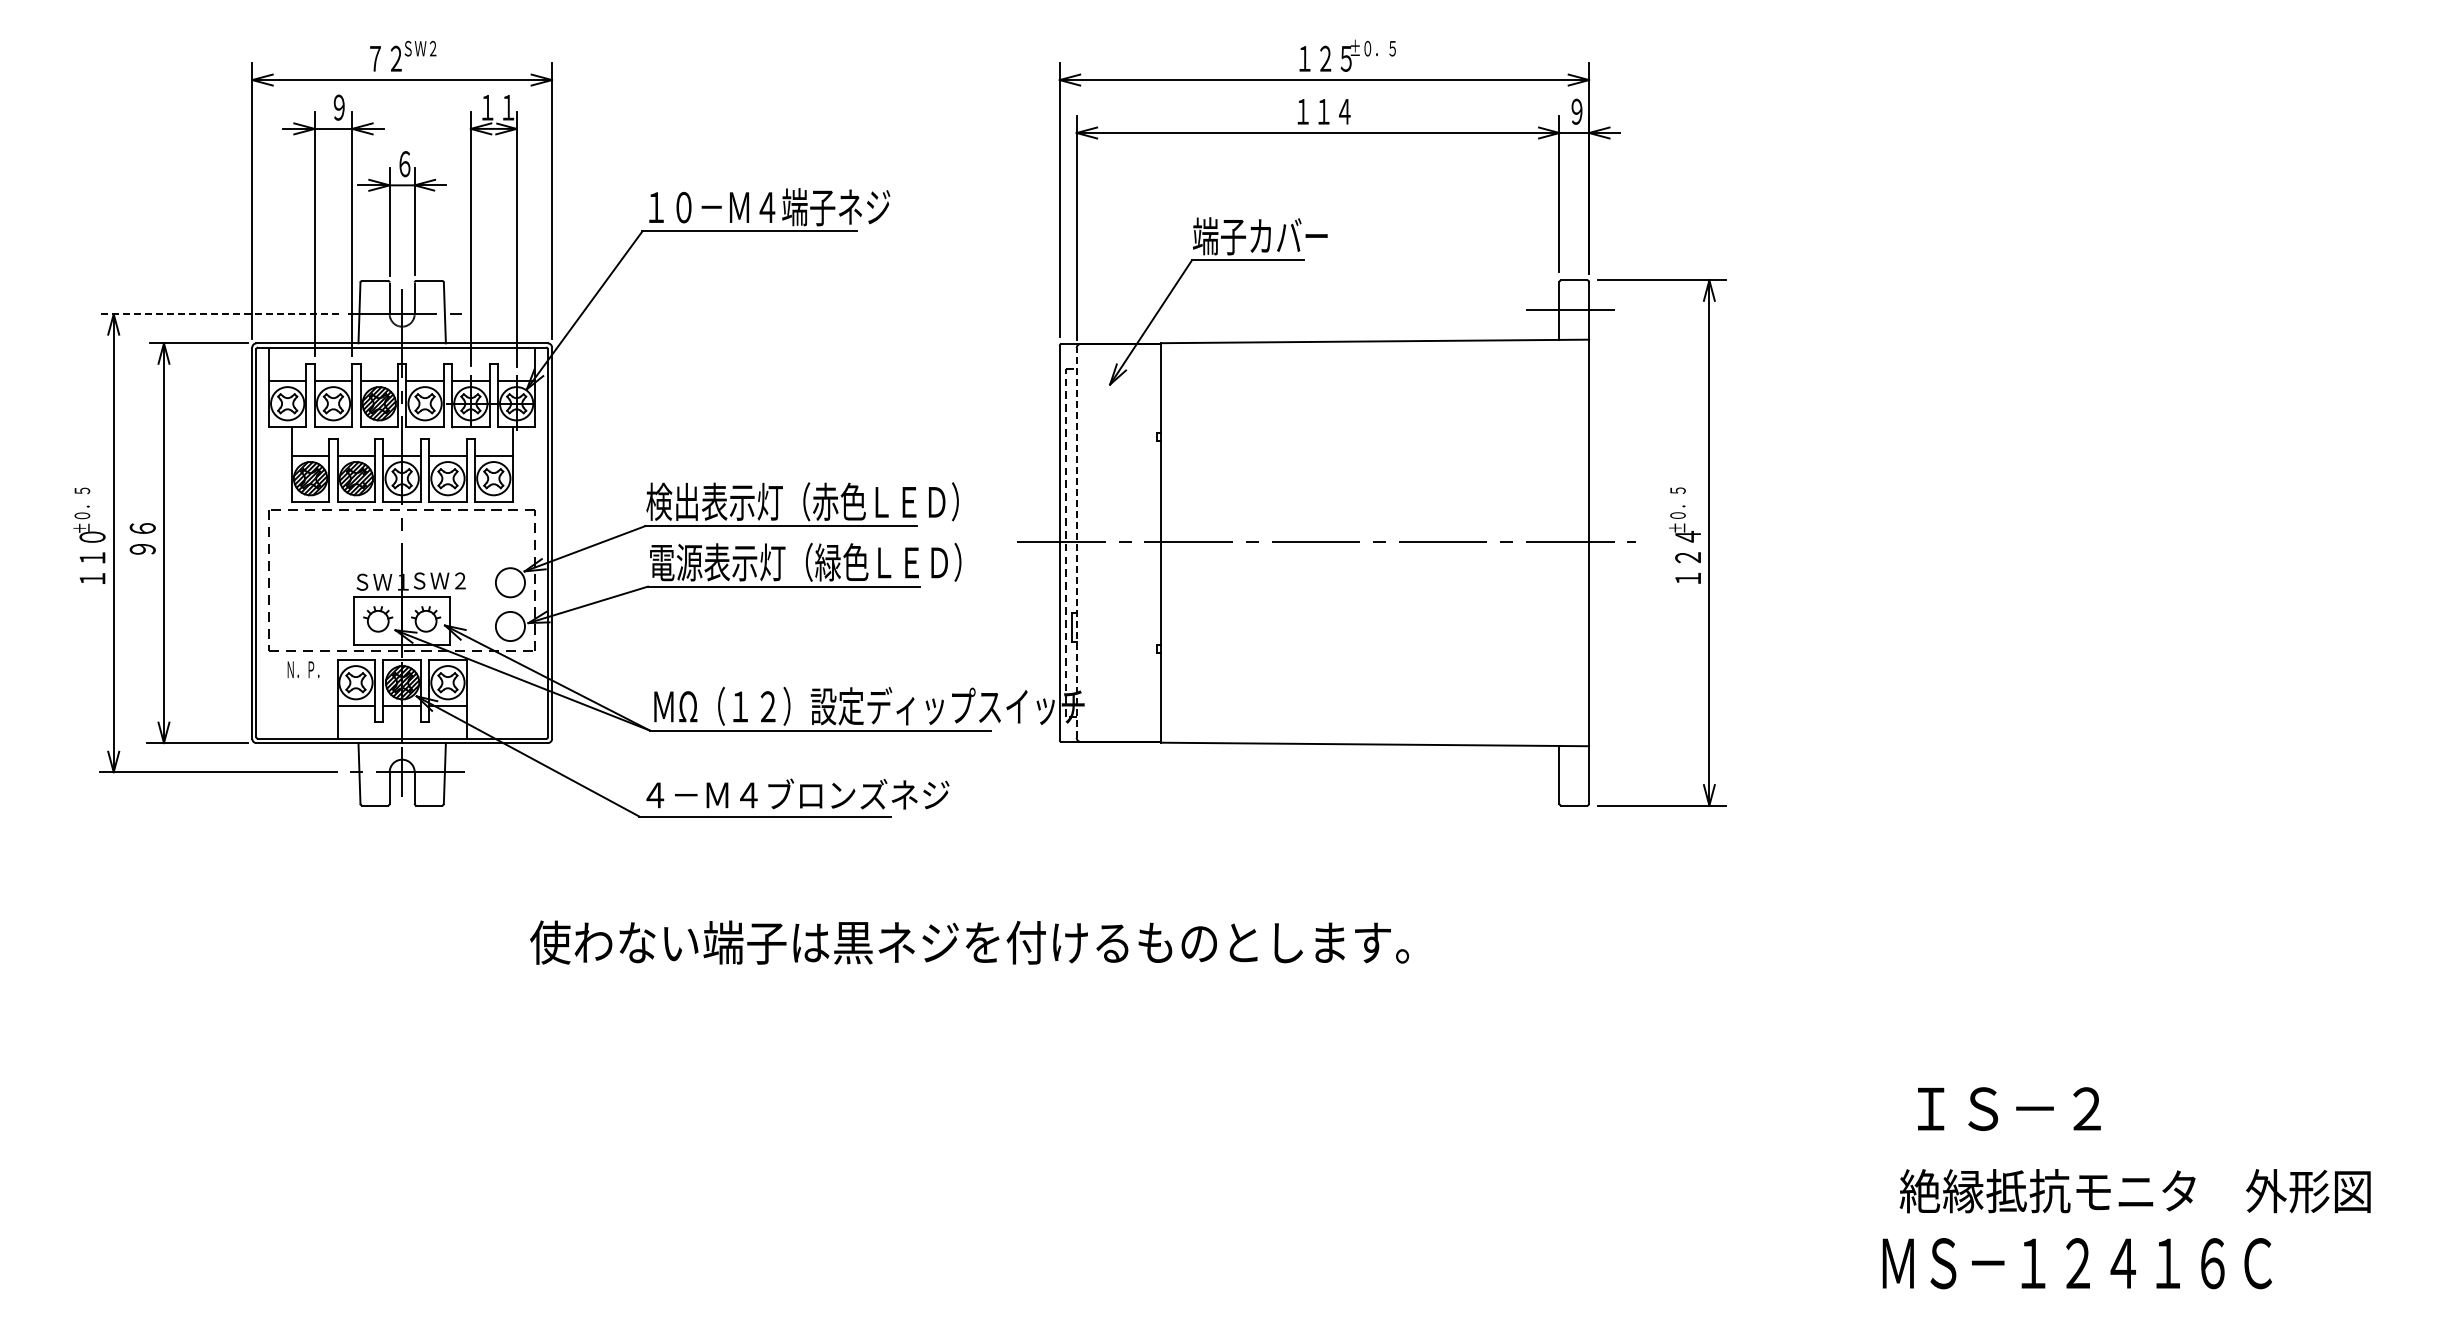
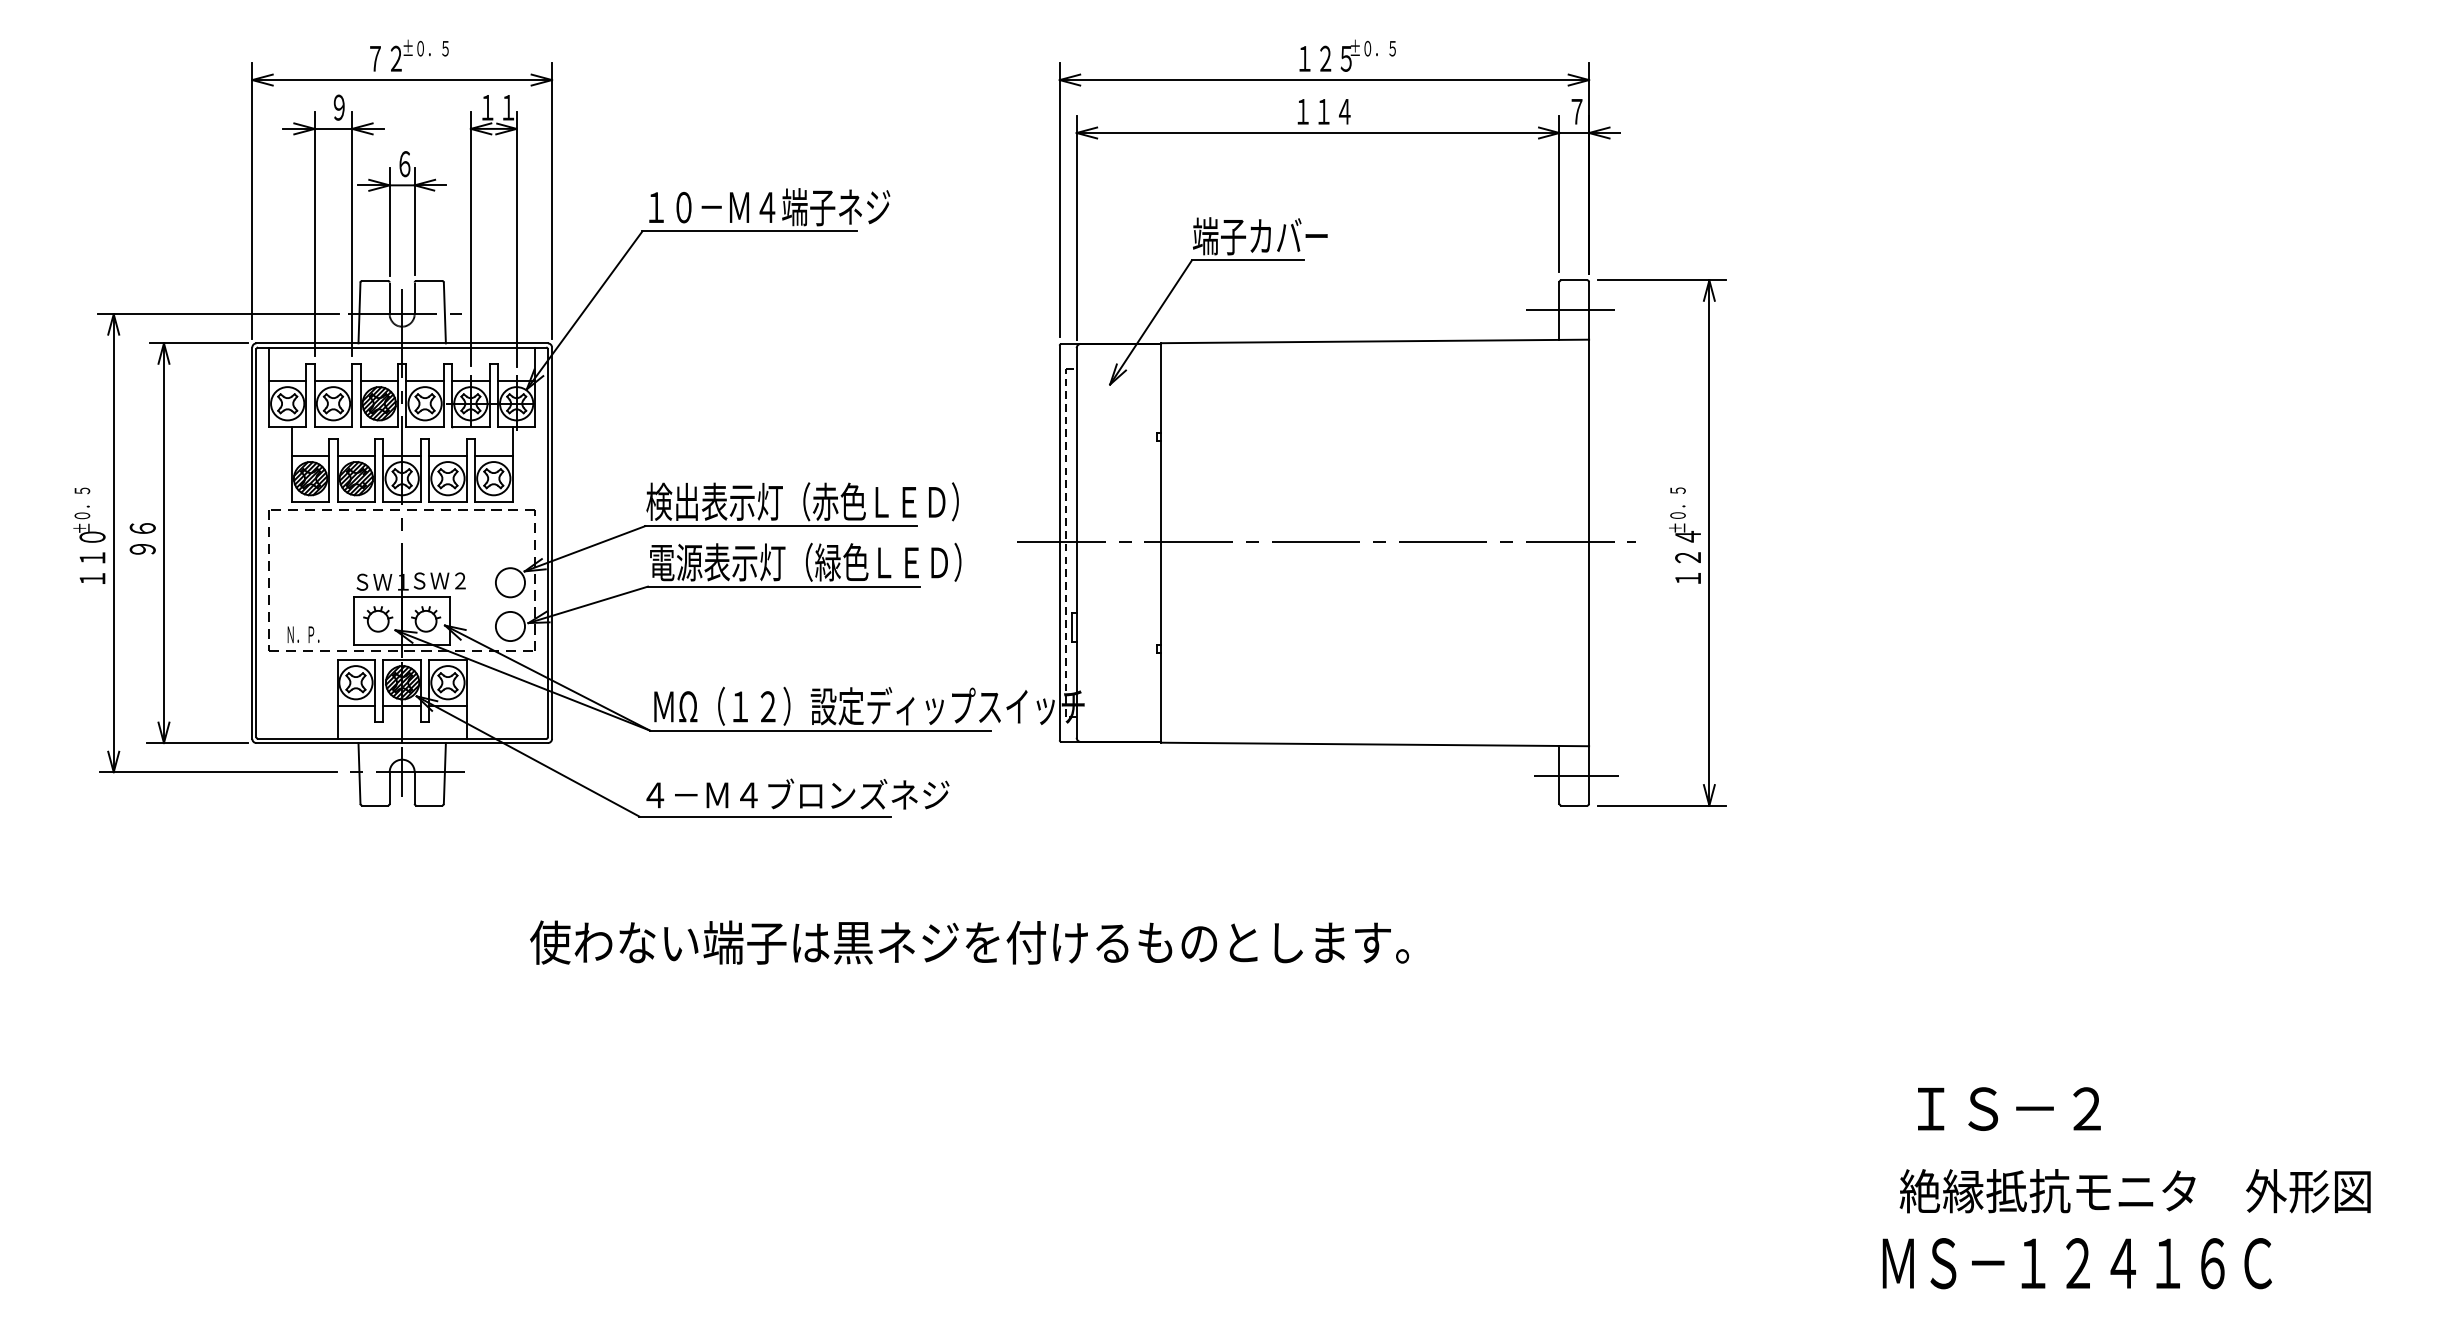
text: ＳＷ２ -> ±０．５ (425, 47)
text: ９ -> ７ (1576, 111)
line: dashed -> solid (218, 314)
line: dashed -> solid (1076, 542)
text position: (303, 669) -> (303, 634) (303, 634)
line: none -> present (1576, 775)
